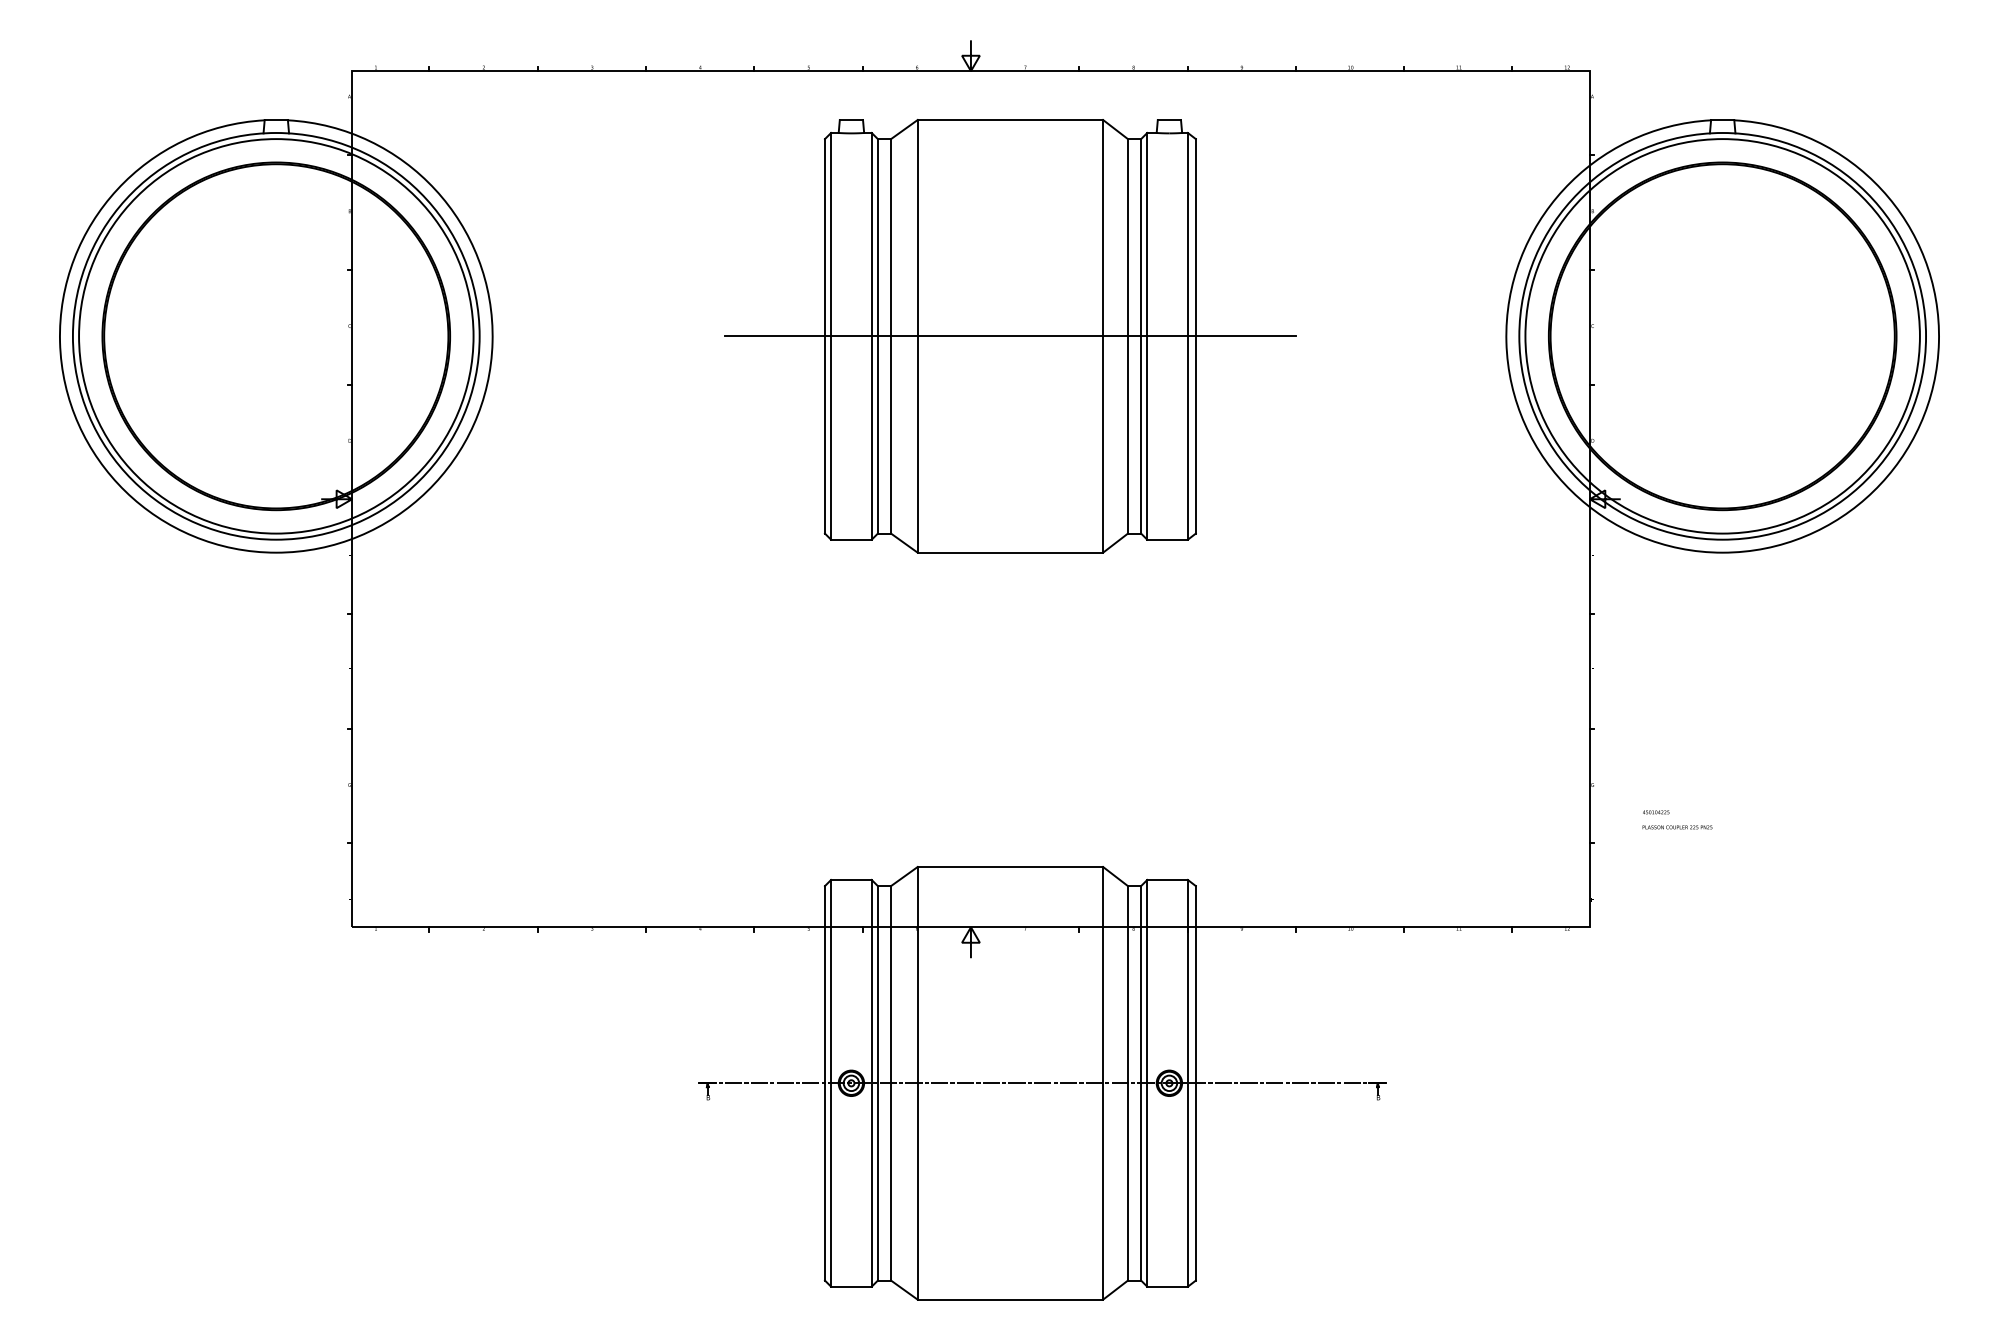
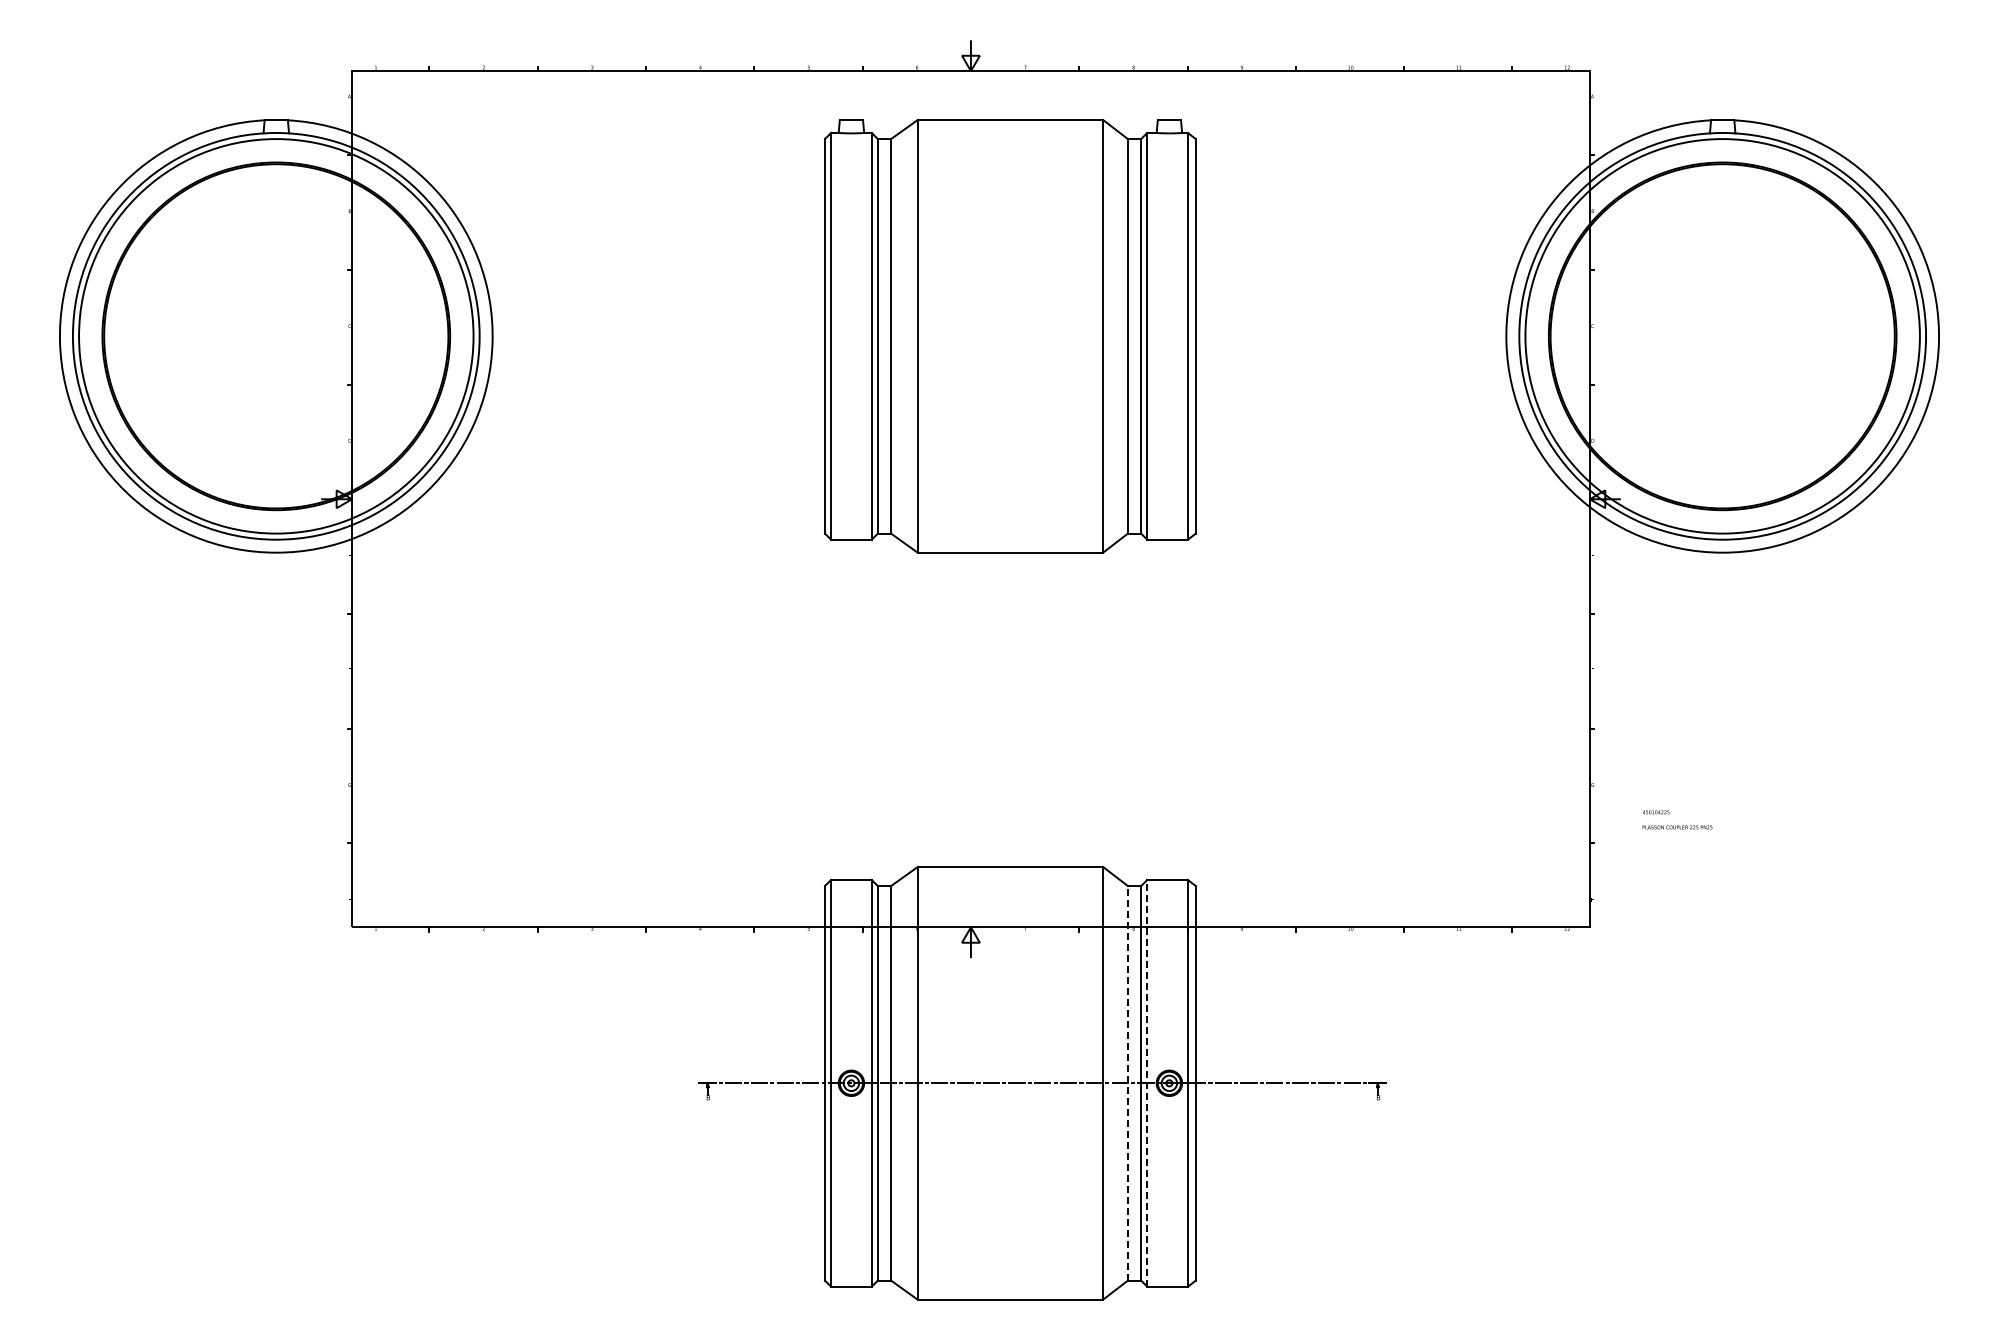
line: present -> none (1010, 336)
line: solid -> dashed (1127, 1082)
line: solid -> dashed (1147, 1082)
